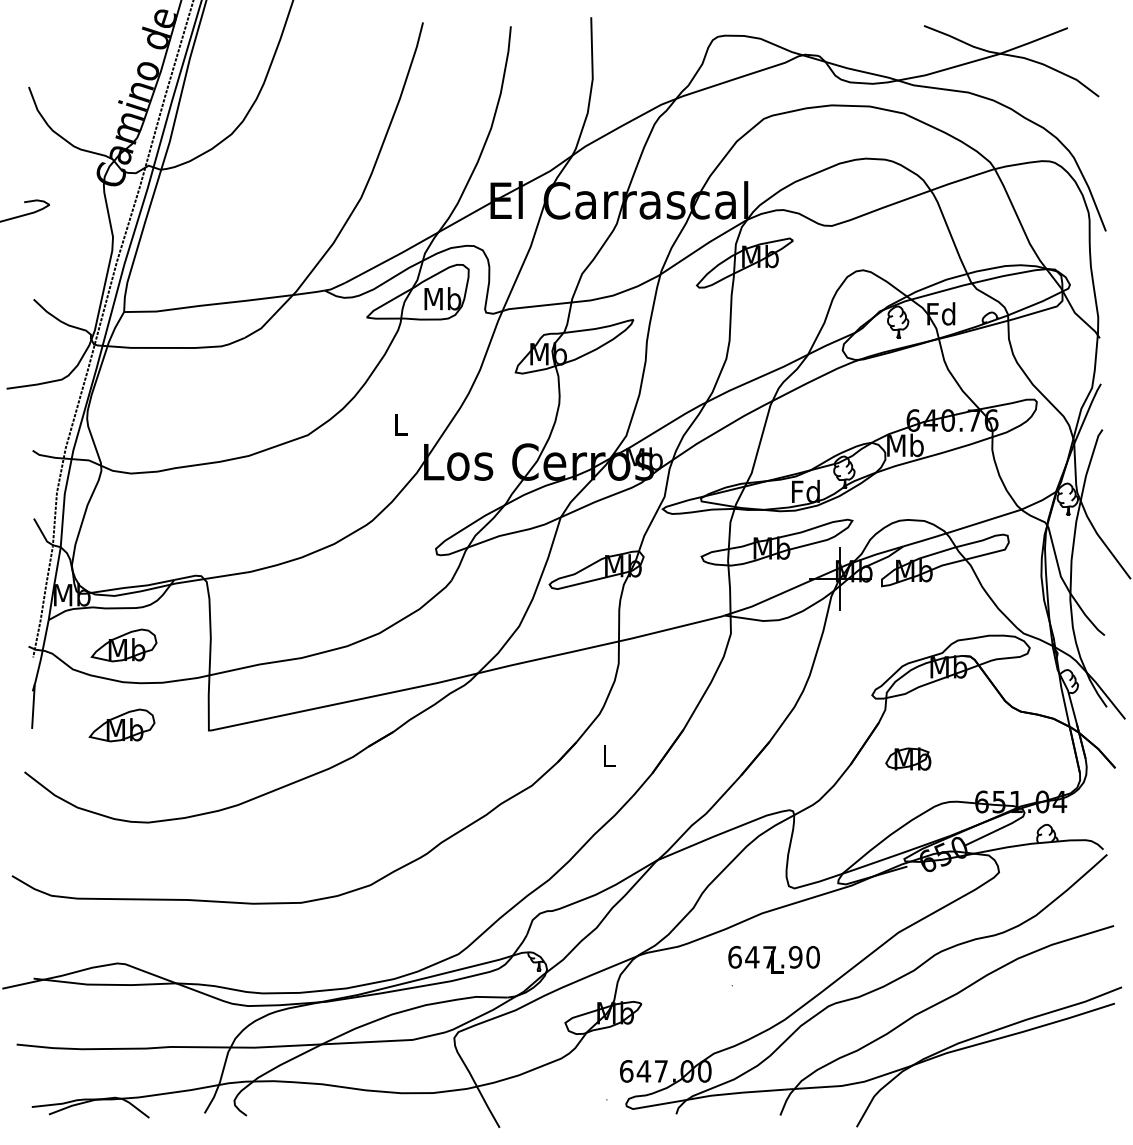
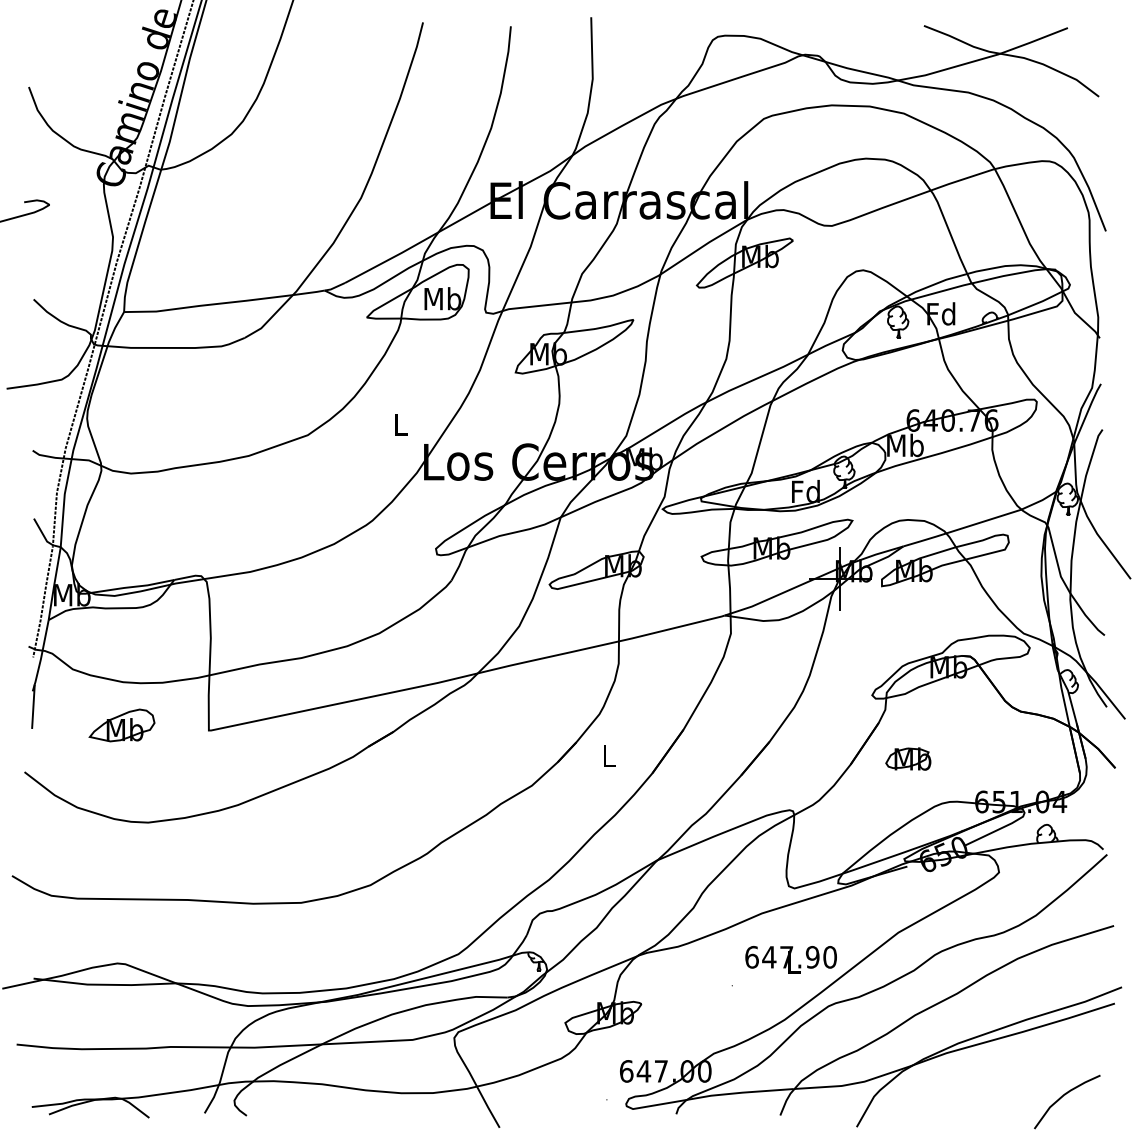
part: present -> none (123, 645)
text position: (773, 959) -> (790, 959) (790, 959)
curve: none -> present (1065, 1095)
